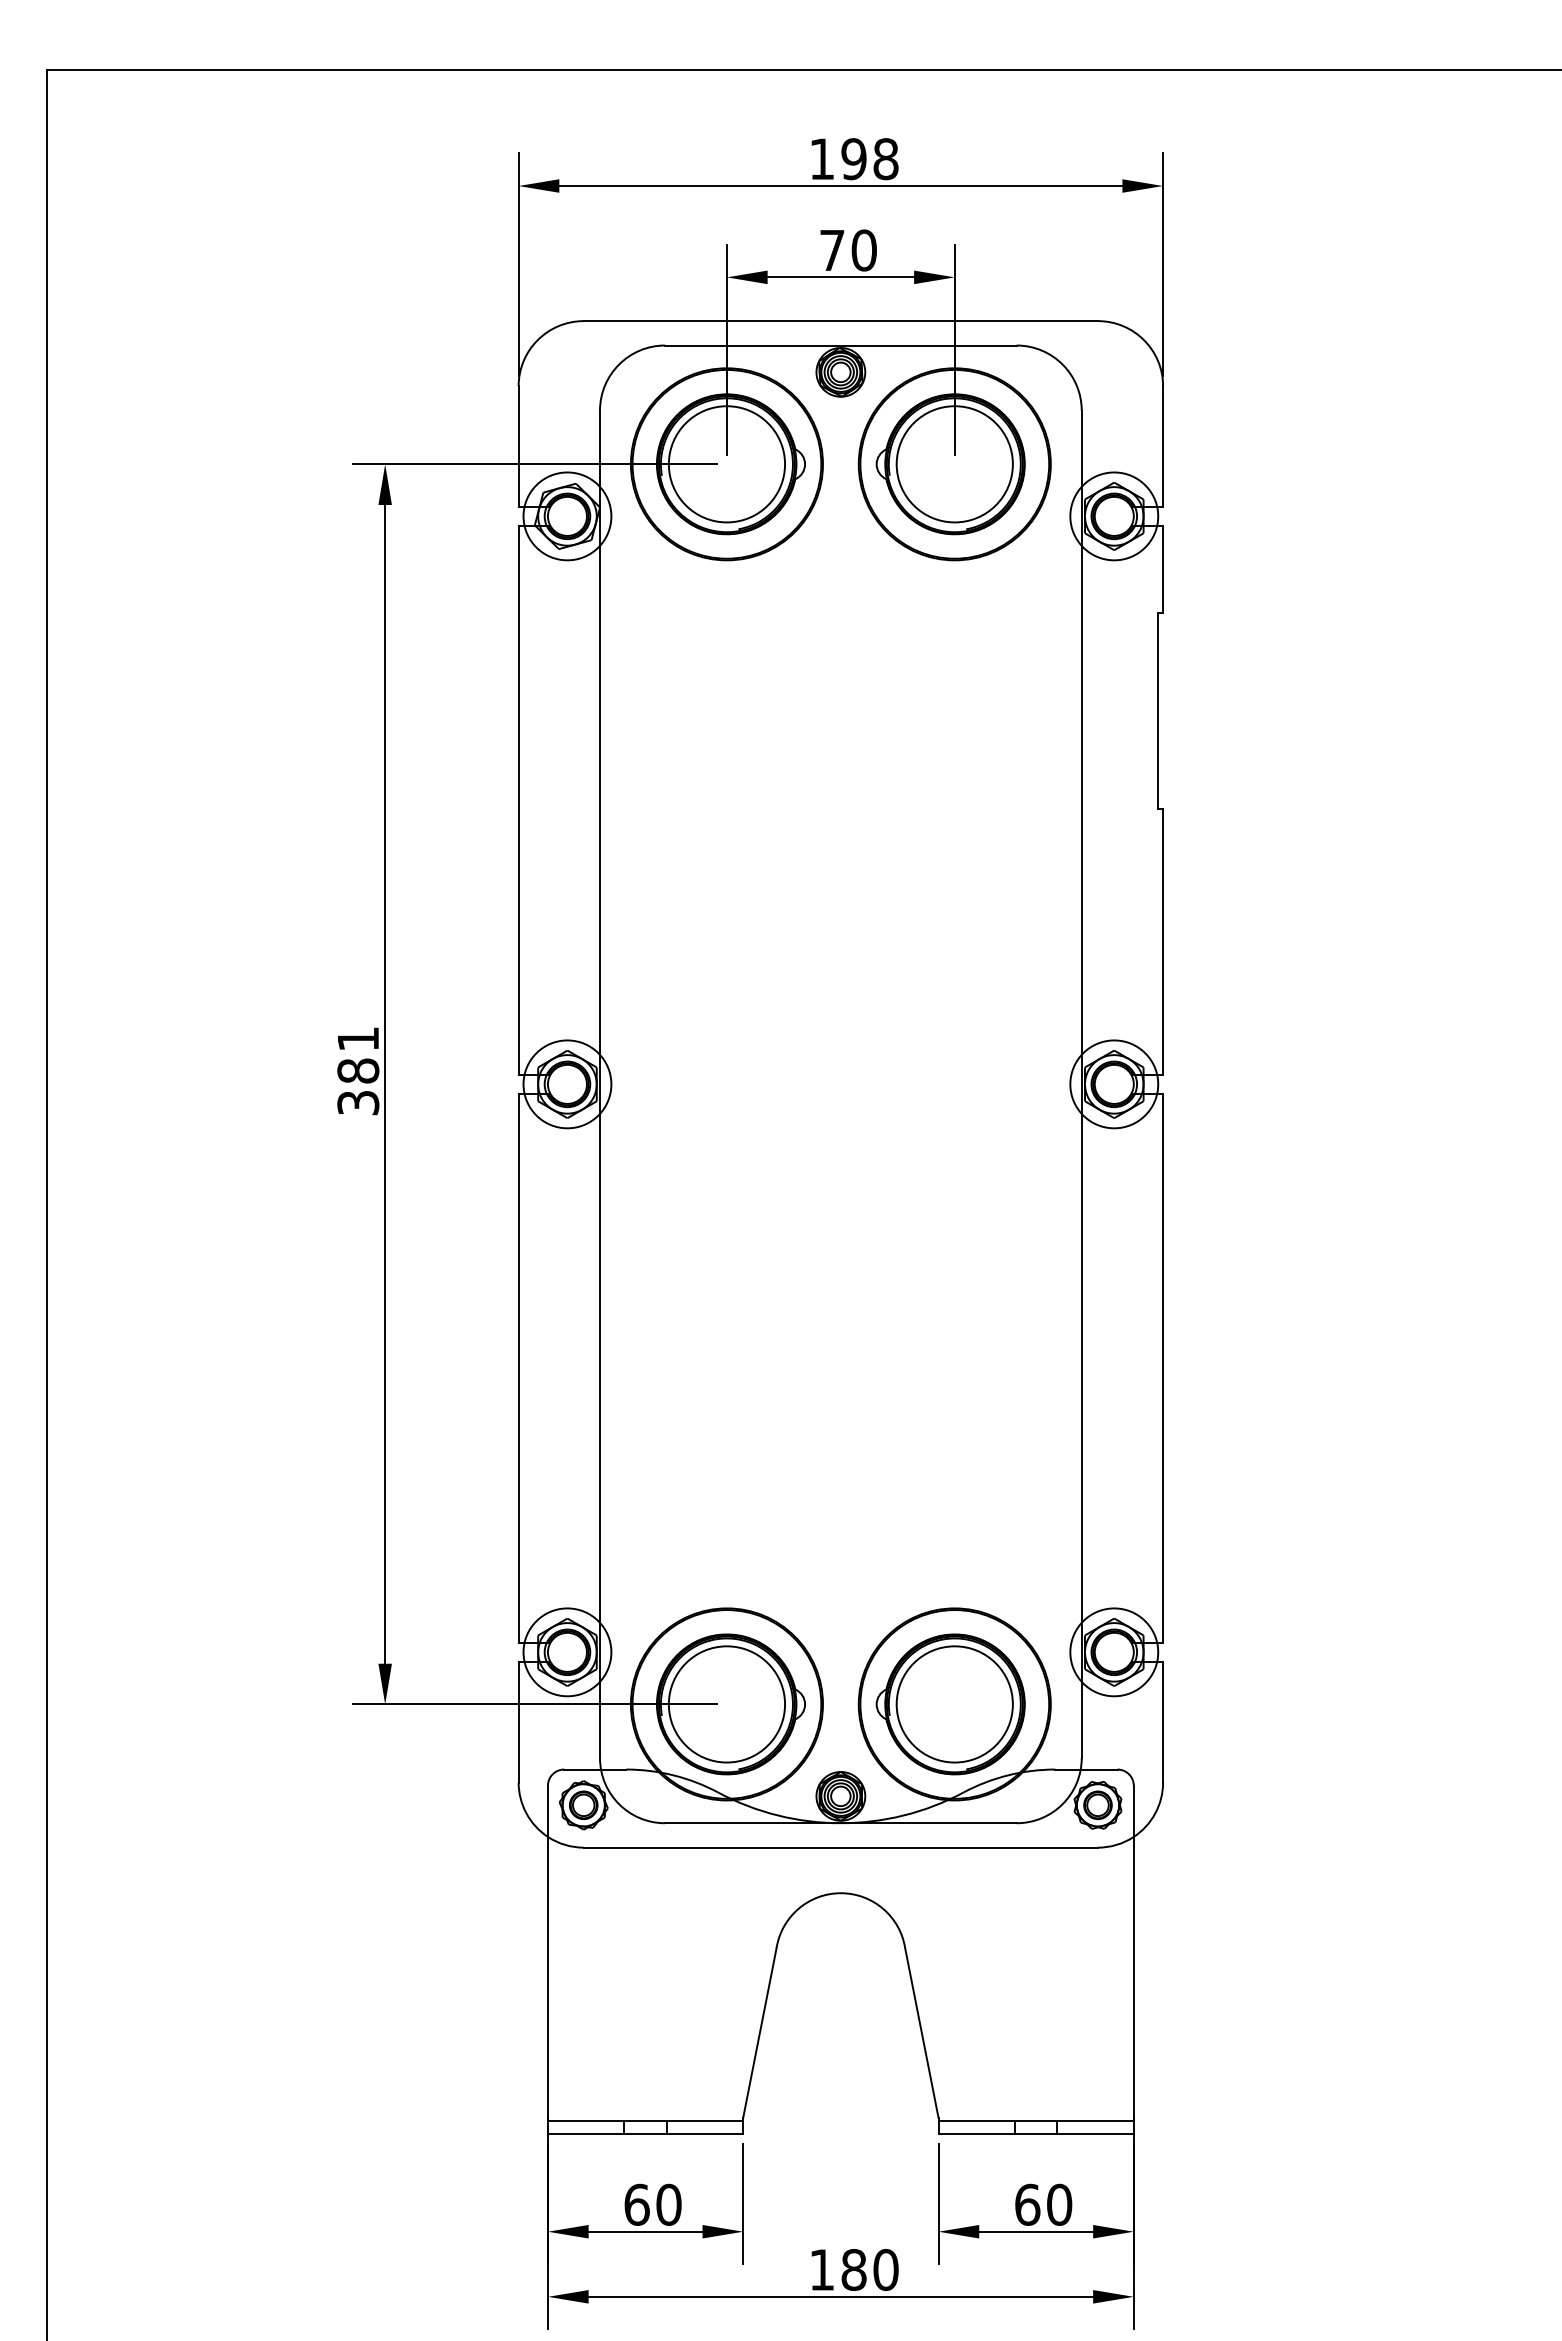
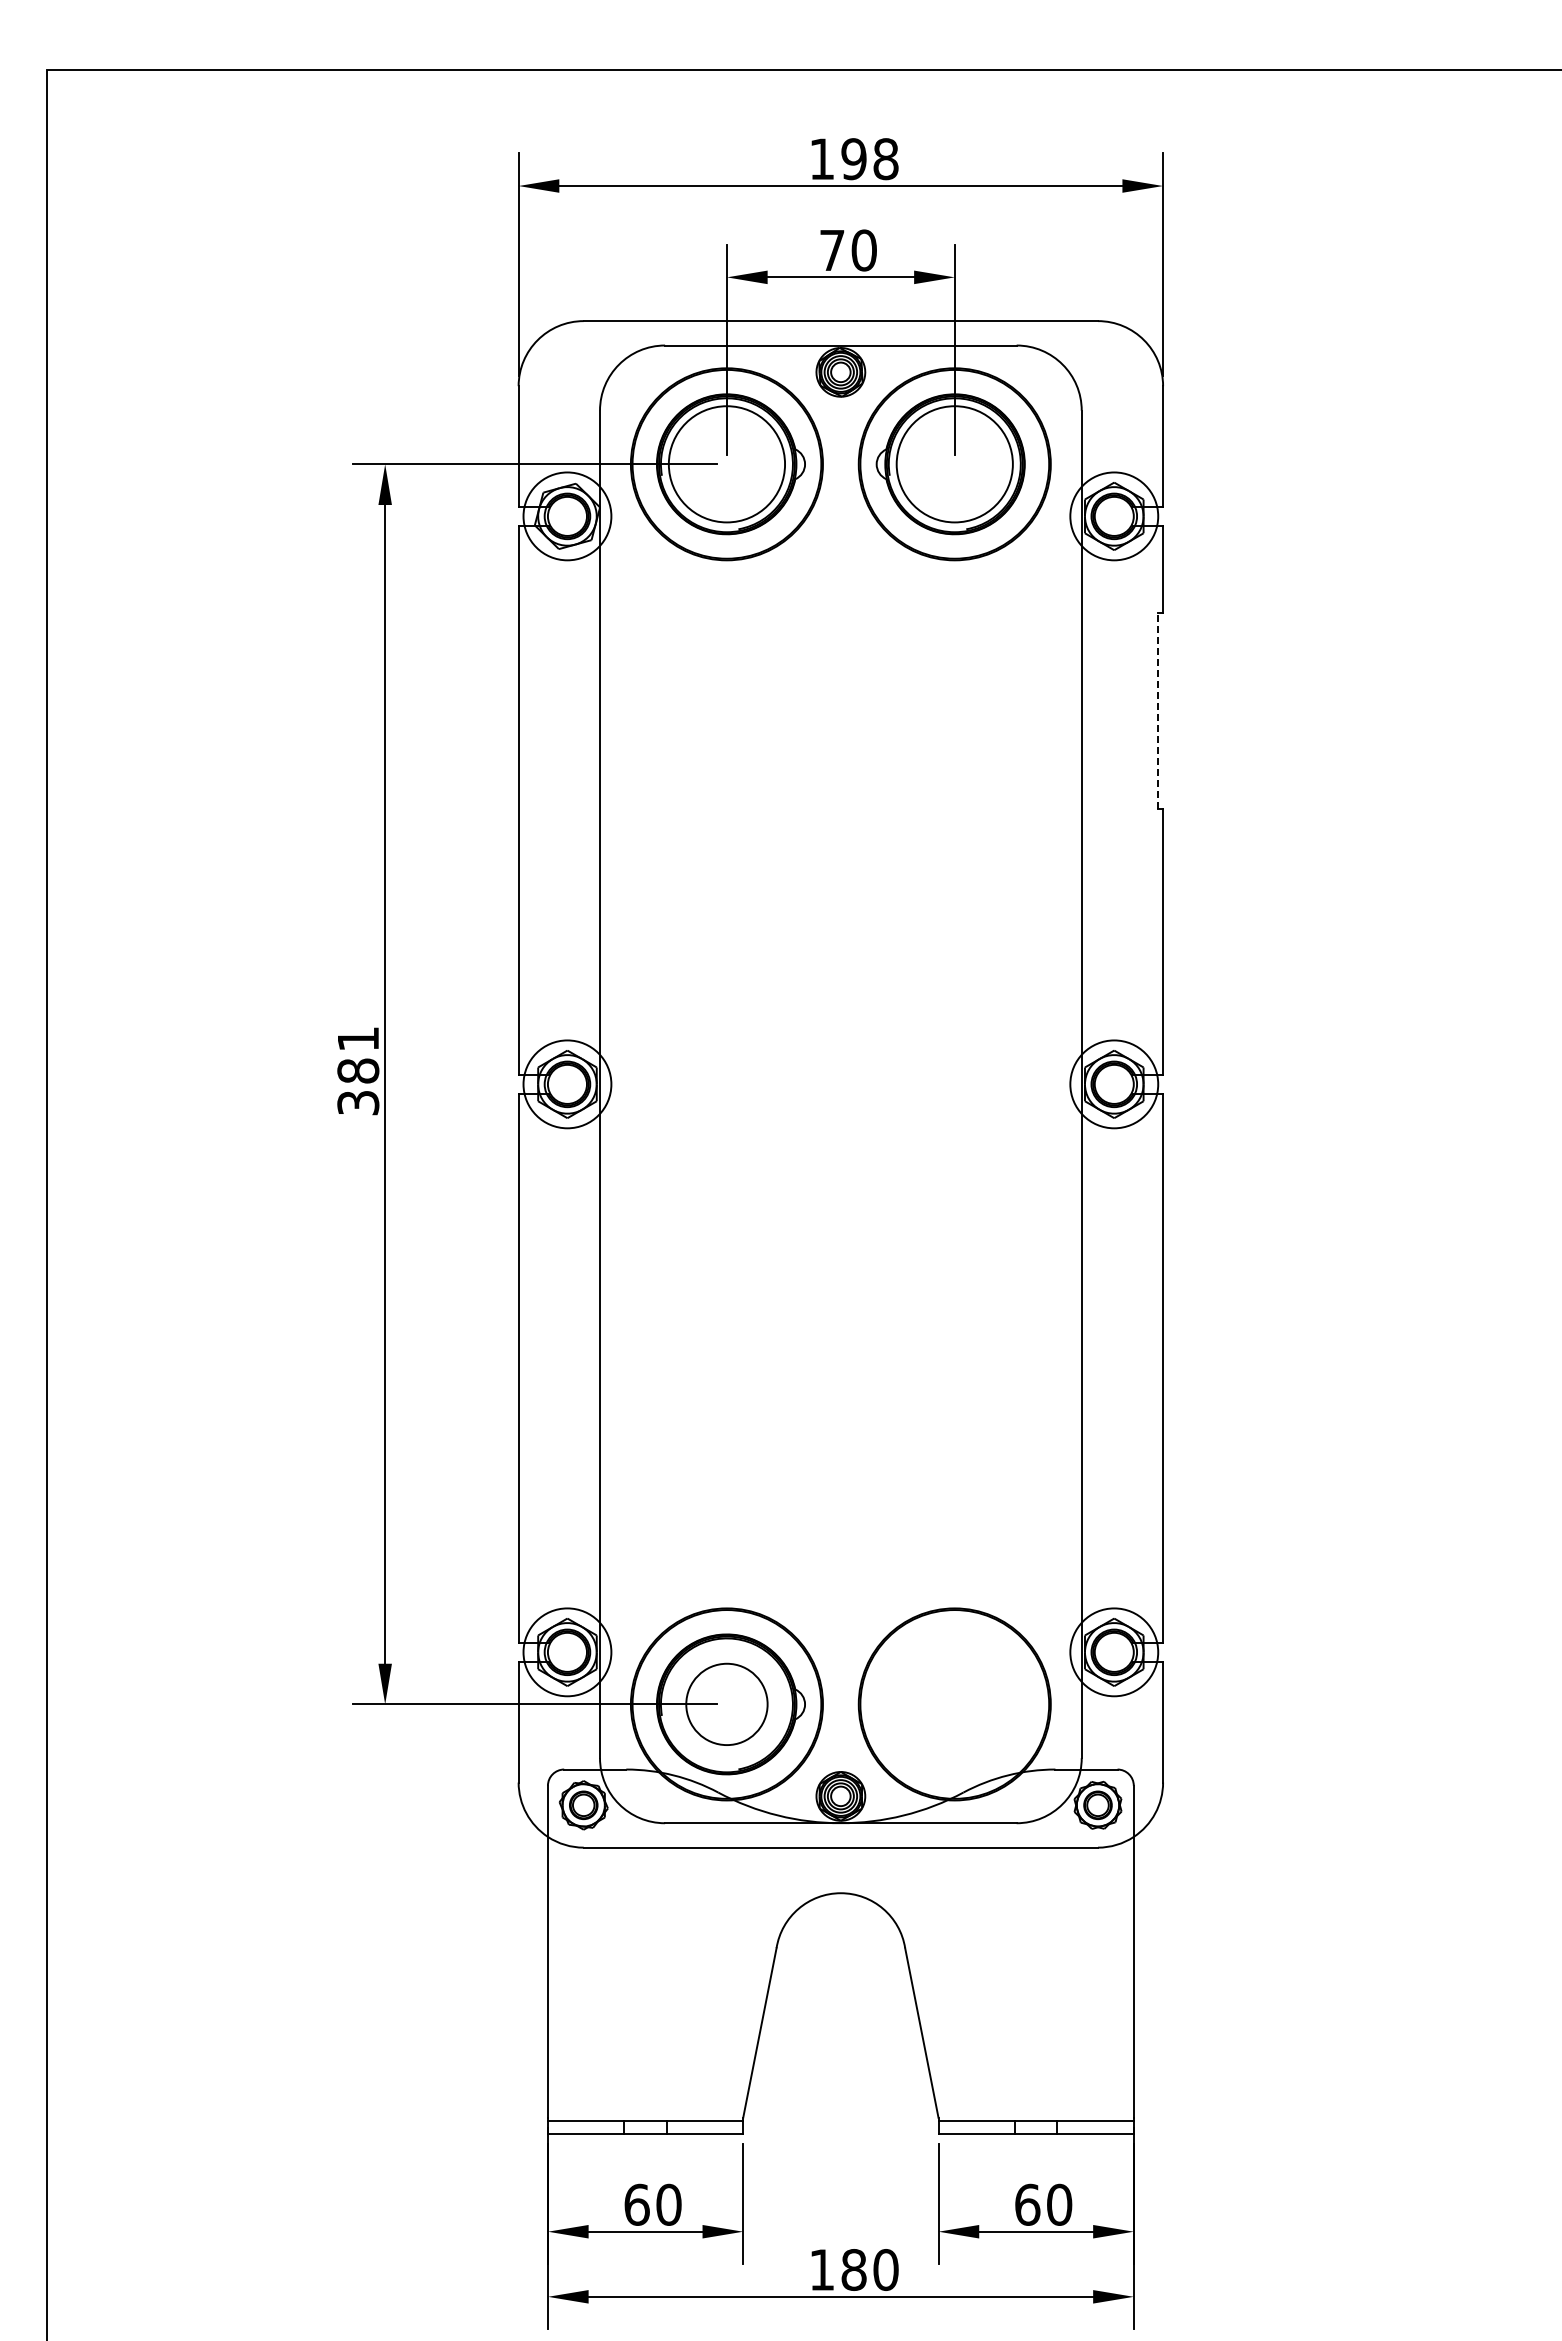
line: solid -> dashed (1158, 710)
circle diameter: 116 px -> 81 px (726, 1704)
part: present -> none (950, 1704)
